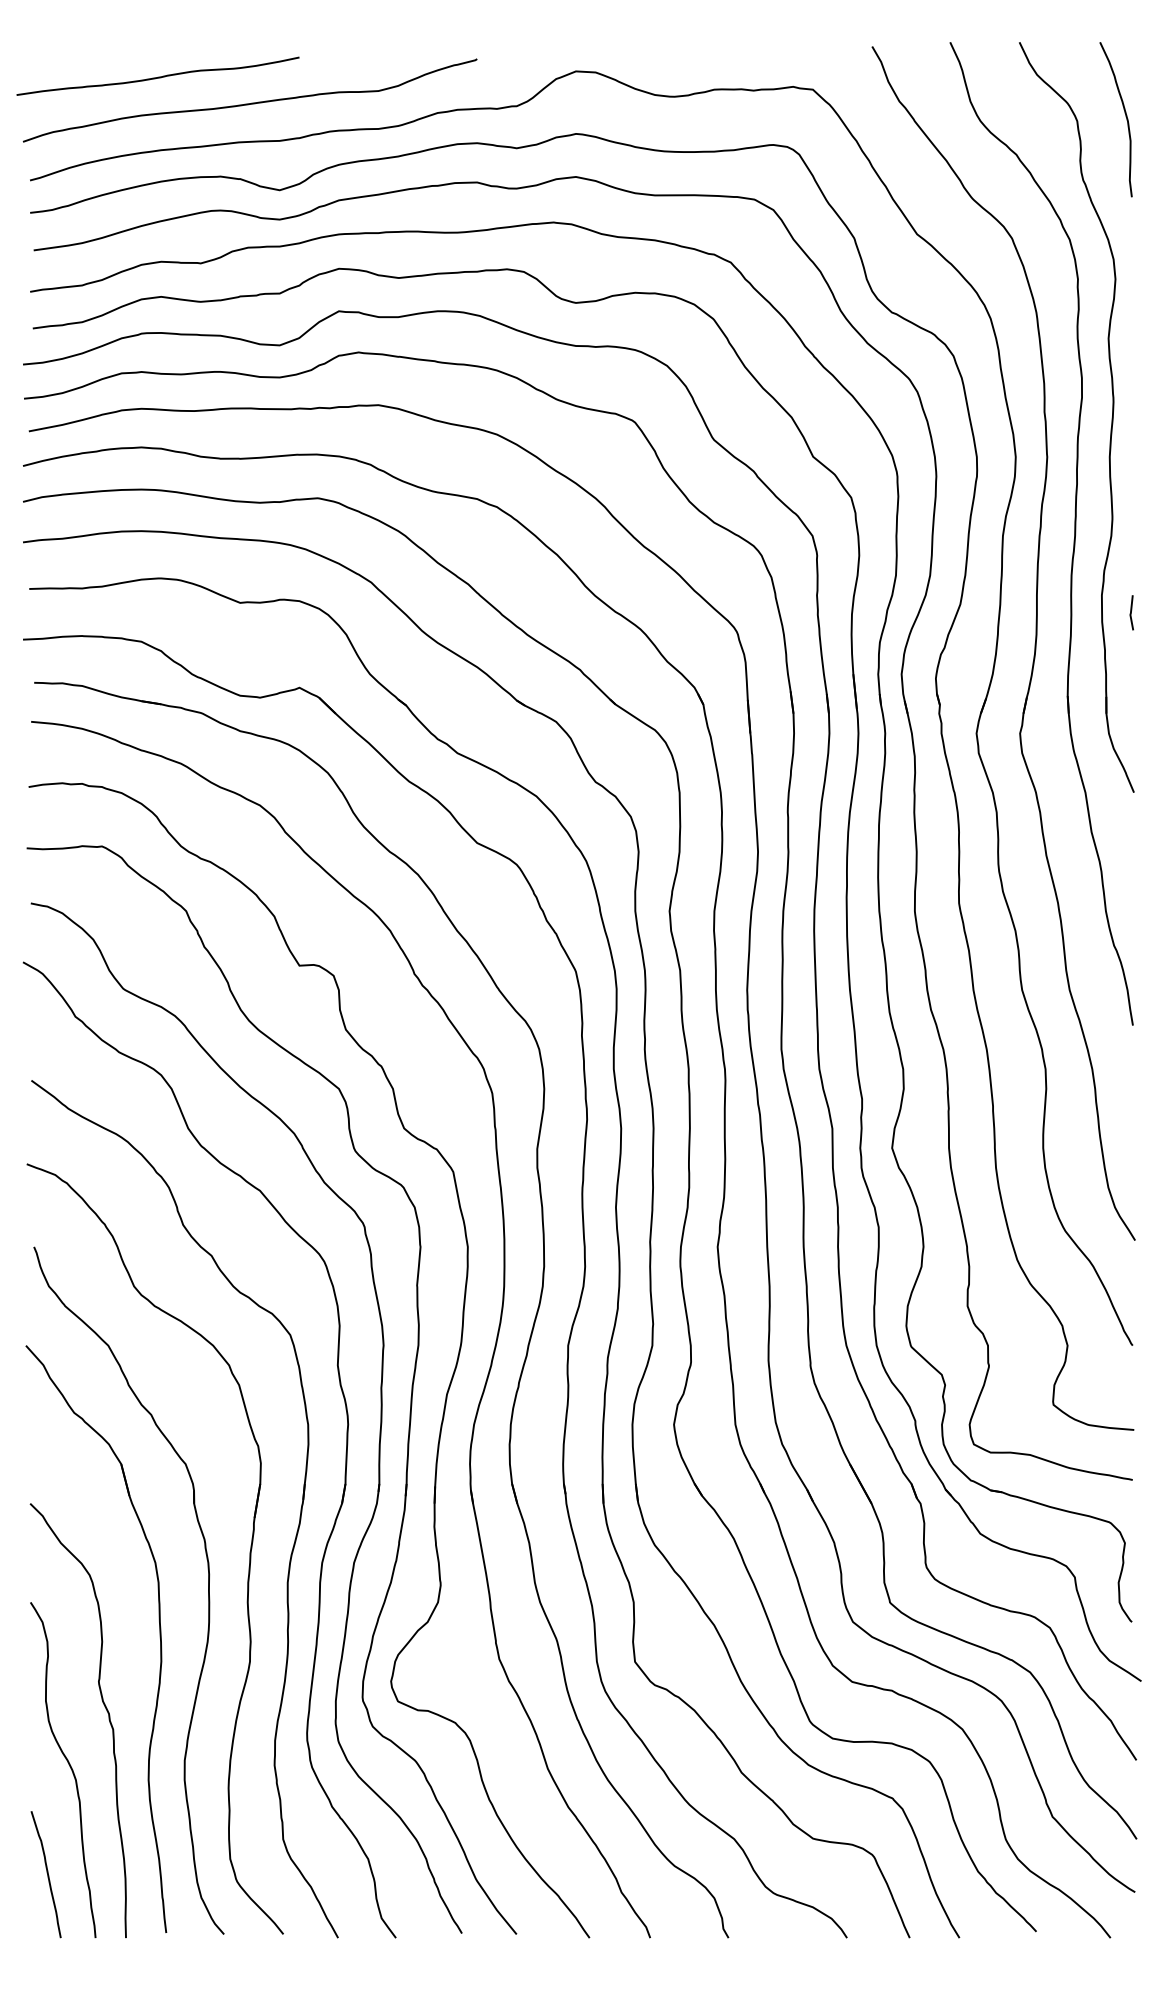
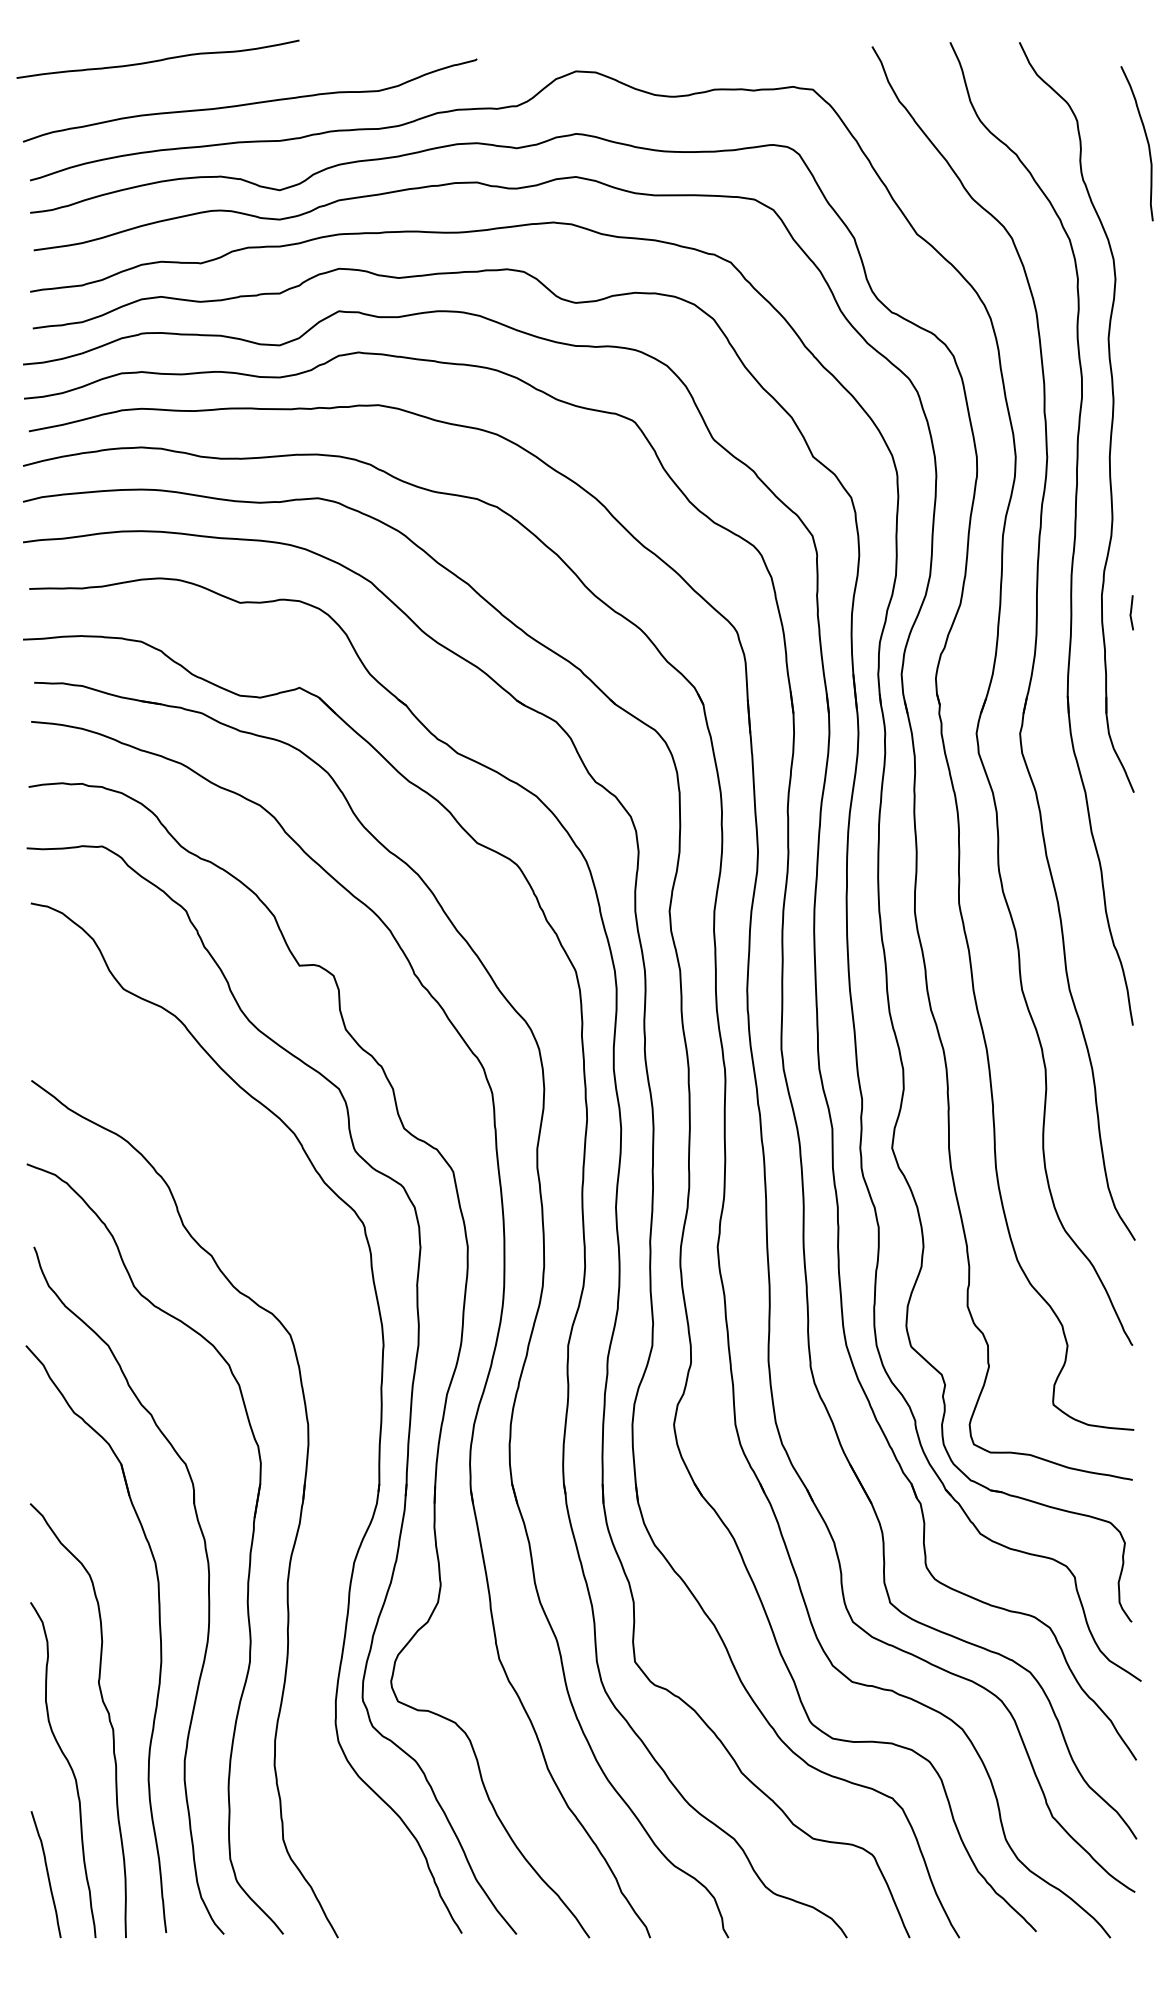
curve position: (158, 76) -> (158, 59) (158, 59)
curve position: (1125, 116) -> (1146, 140) (1146, 140)
part: present -> none (345, 1452)
